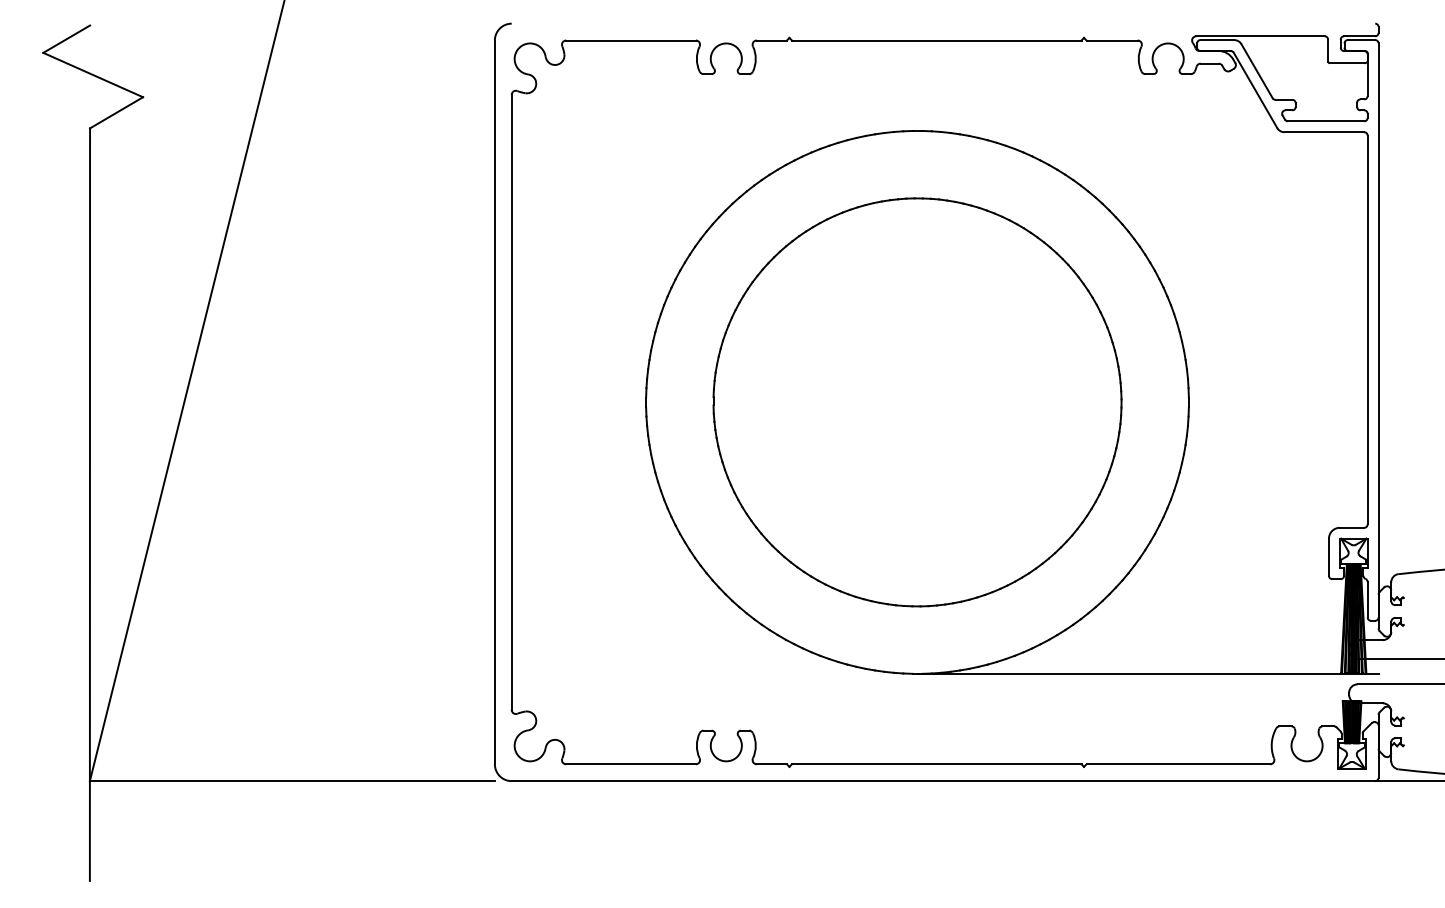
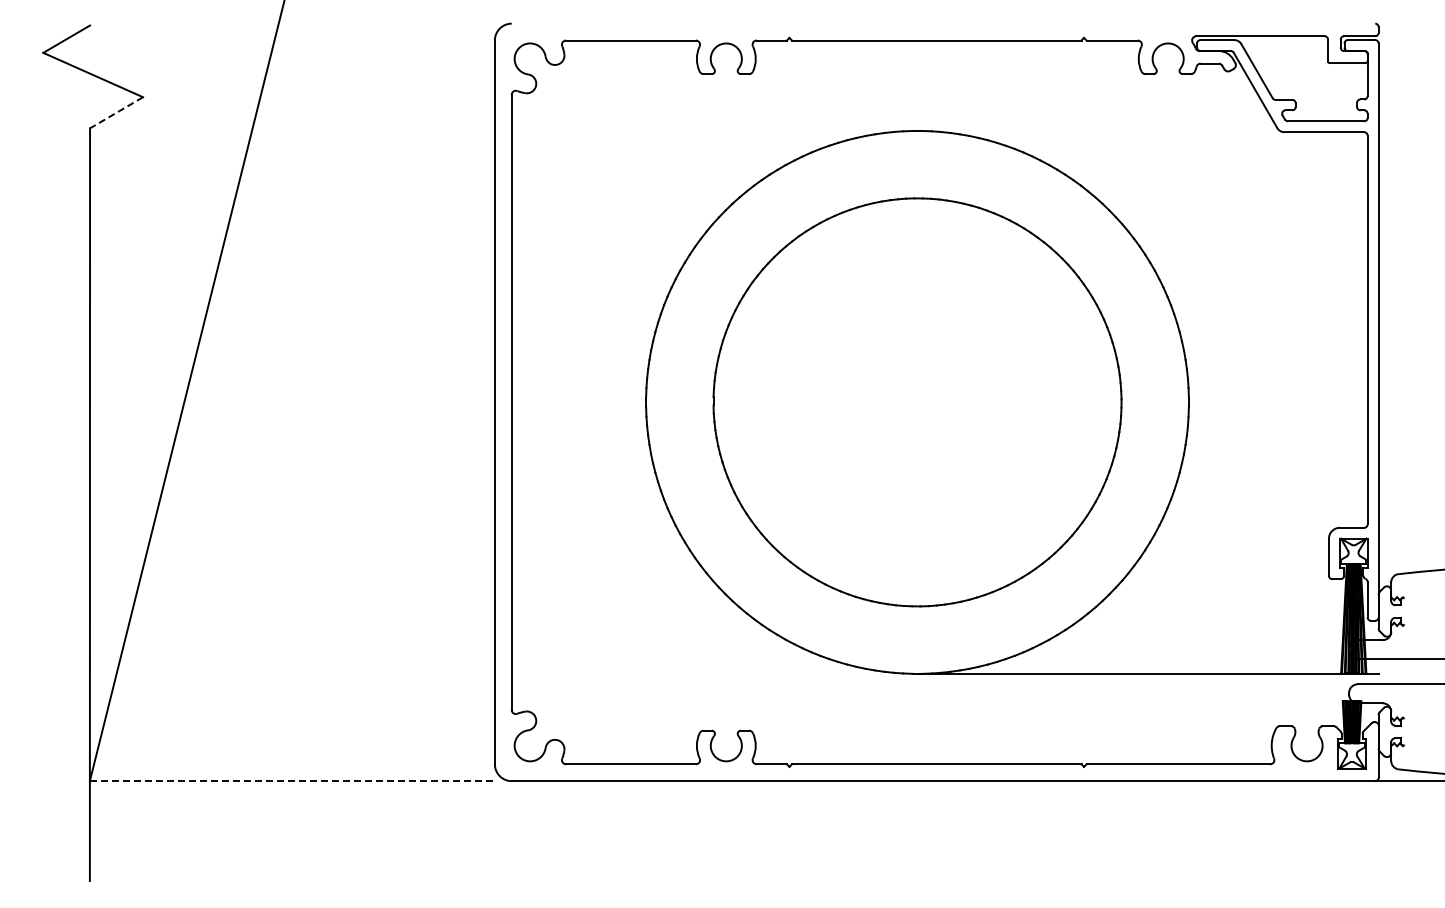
line: solid -> dashed (116, 112)
line: solid -> dashed (292, 781)
